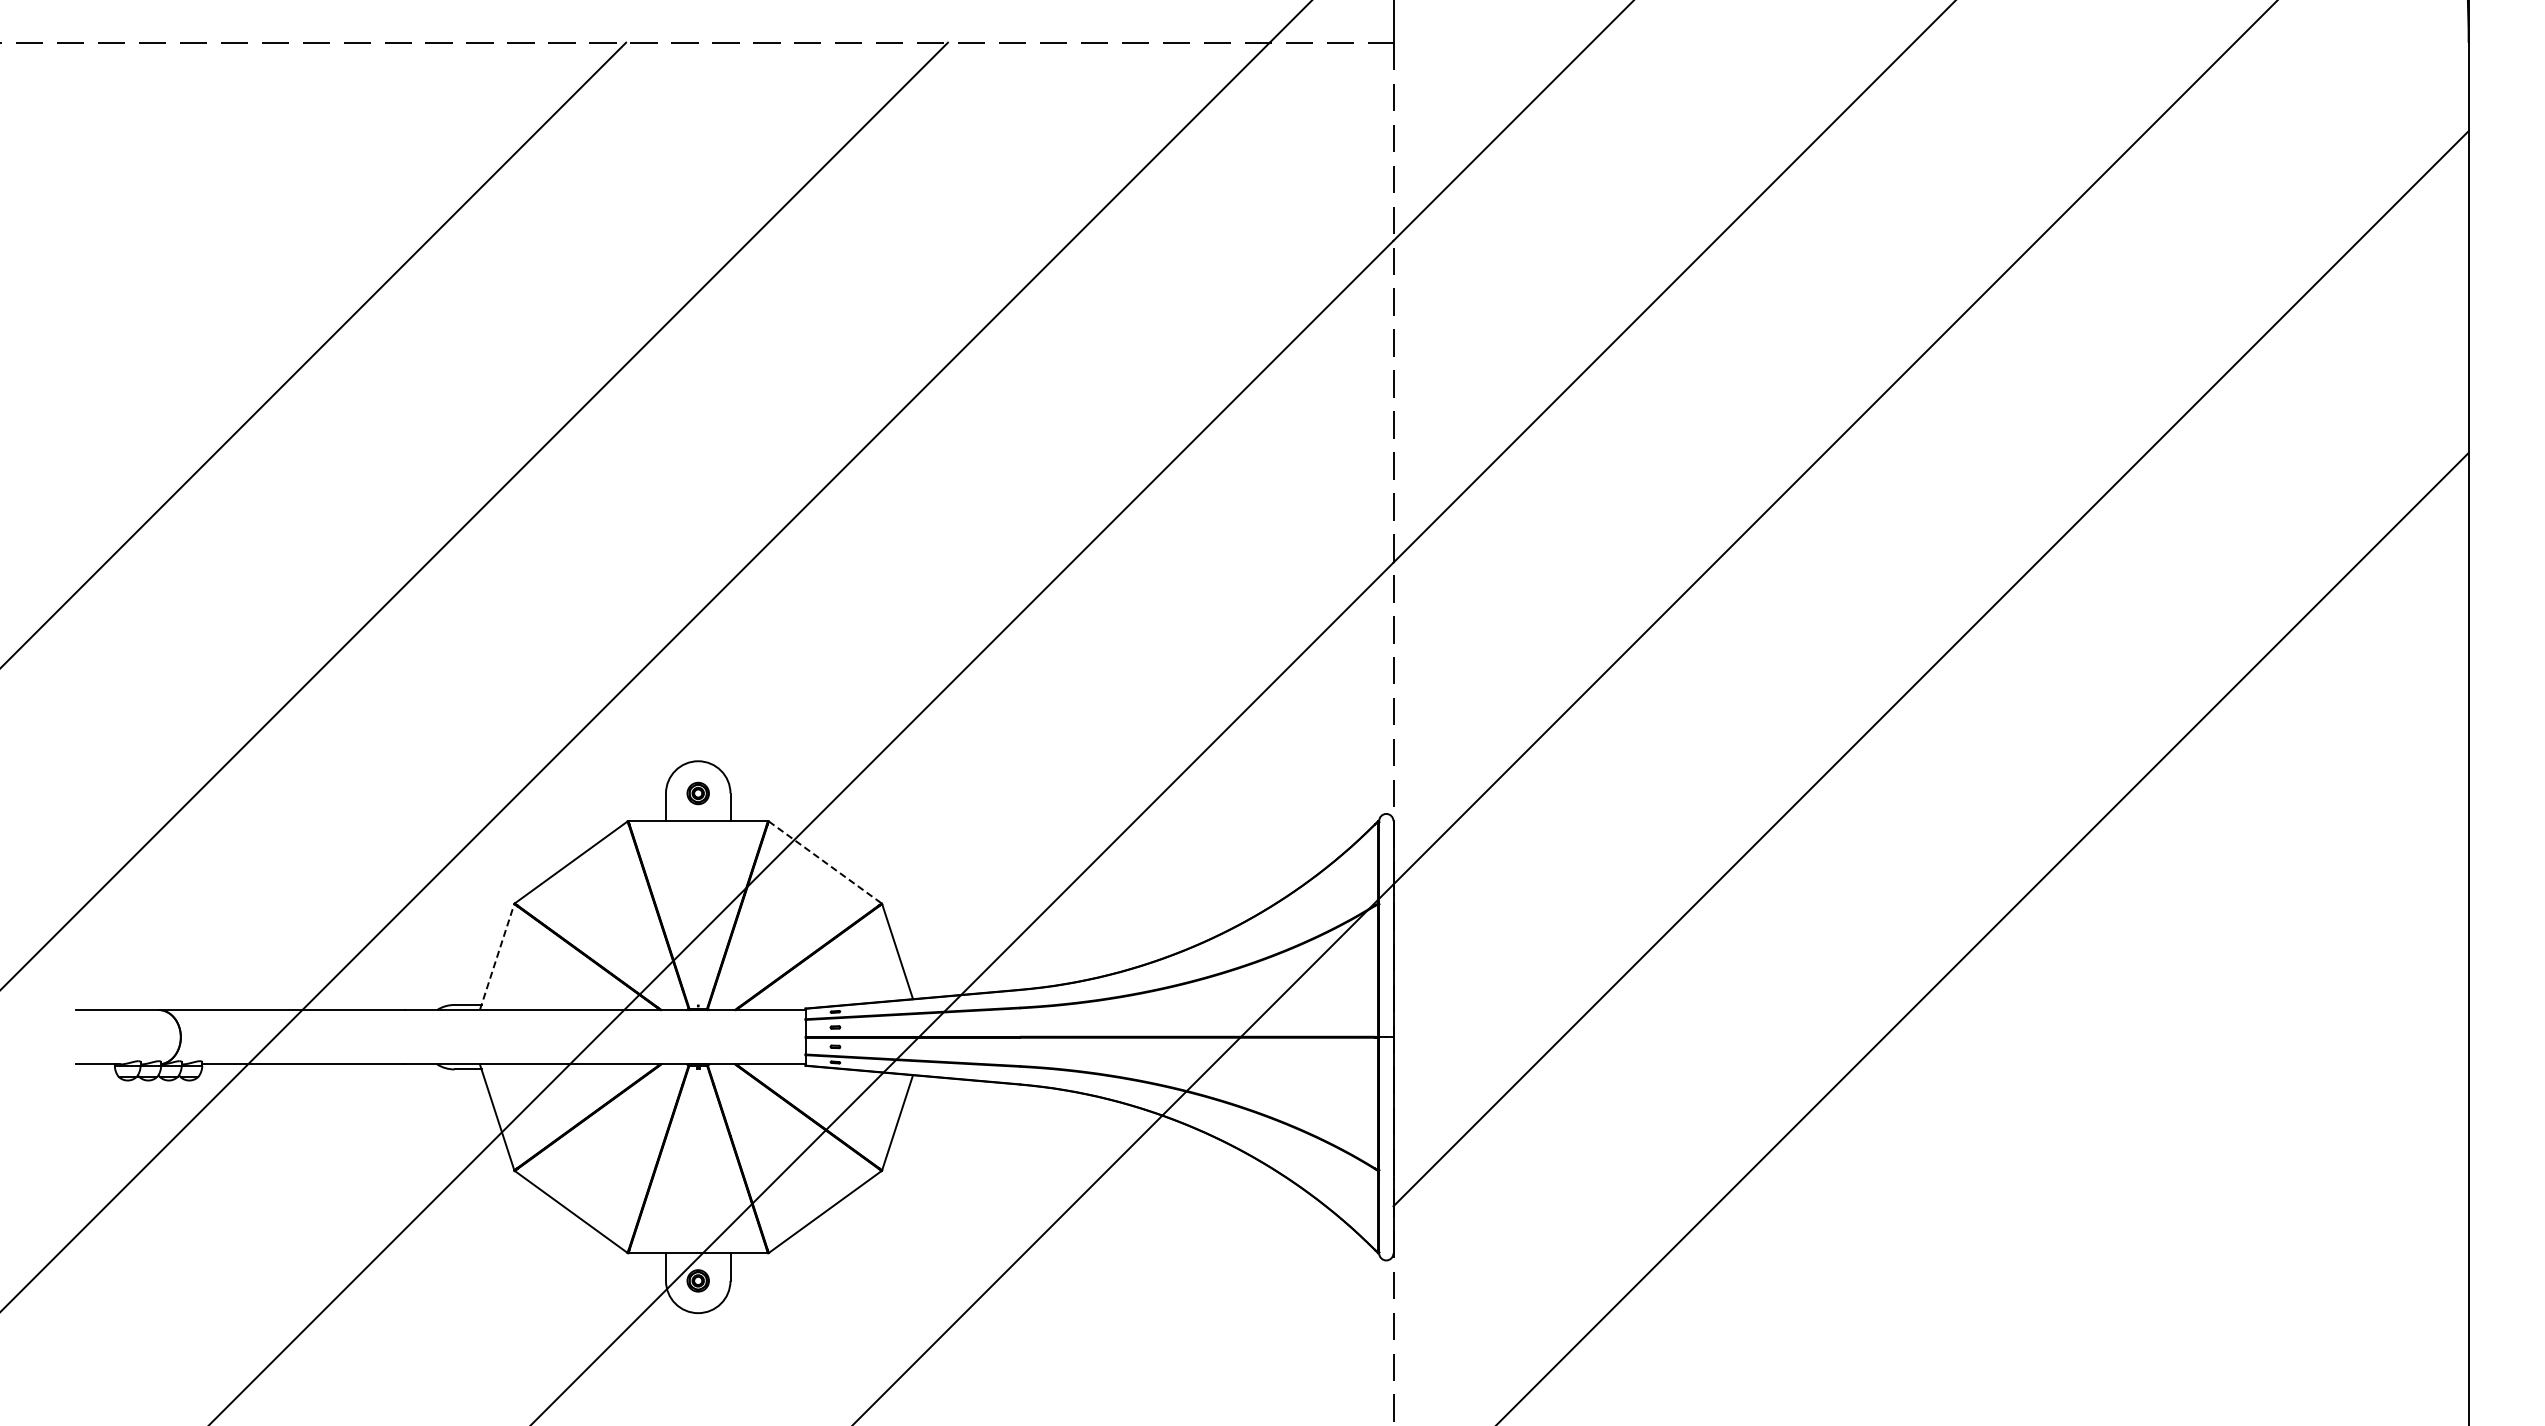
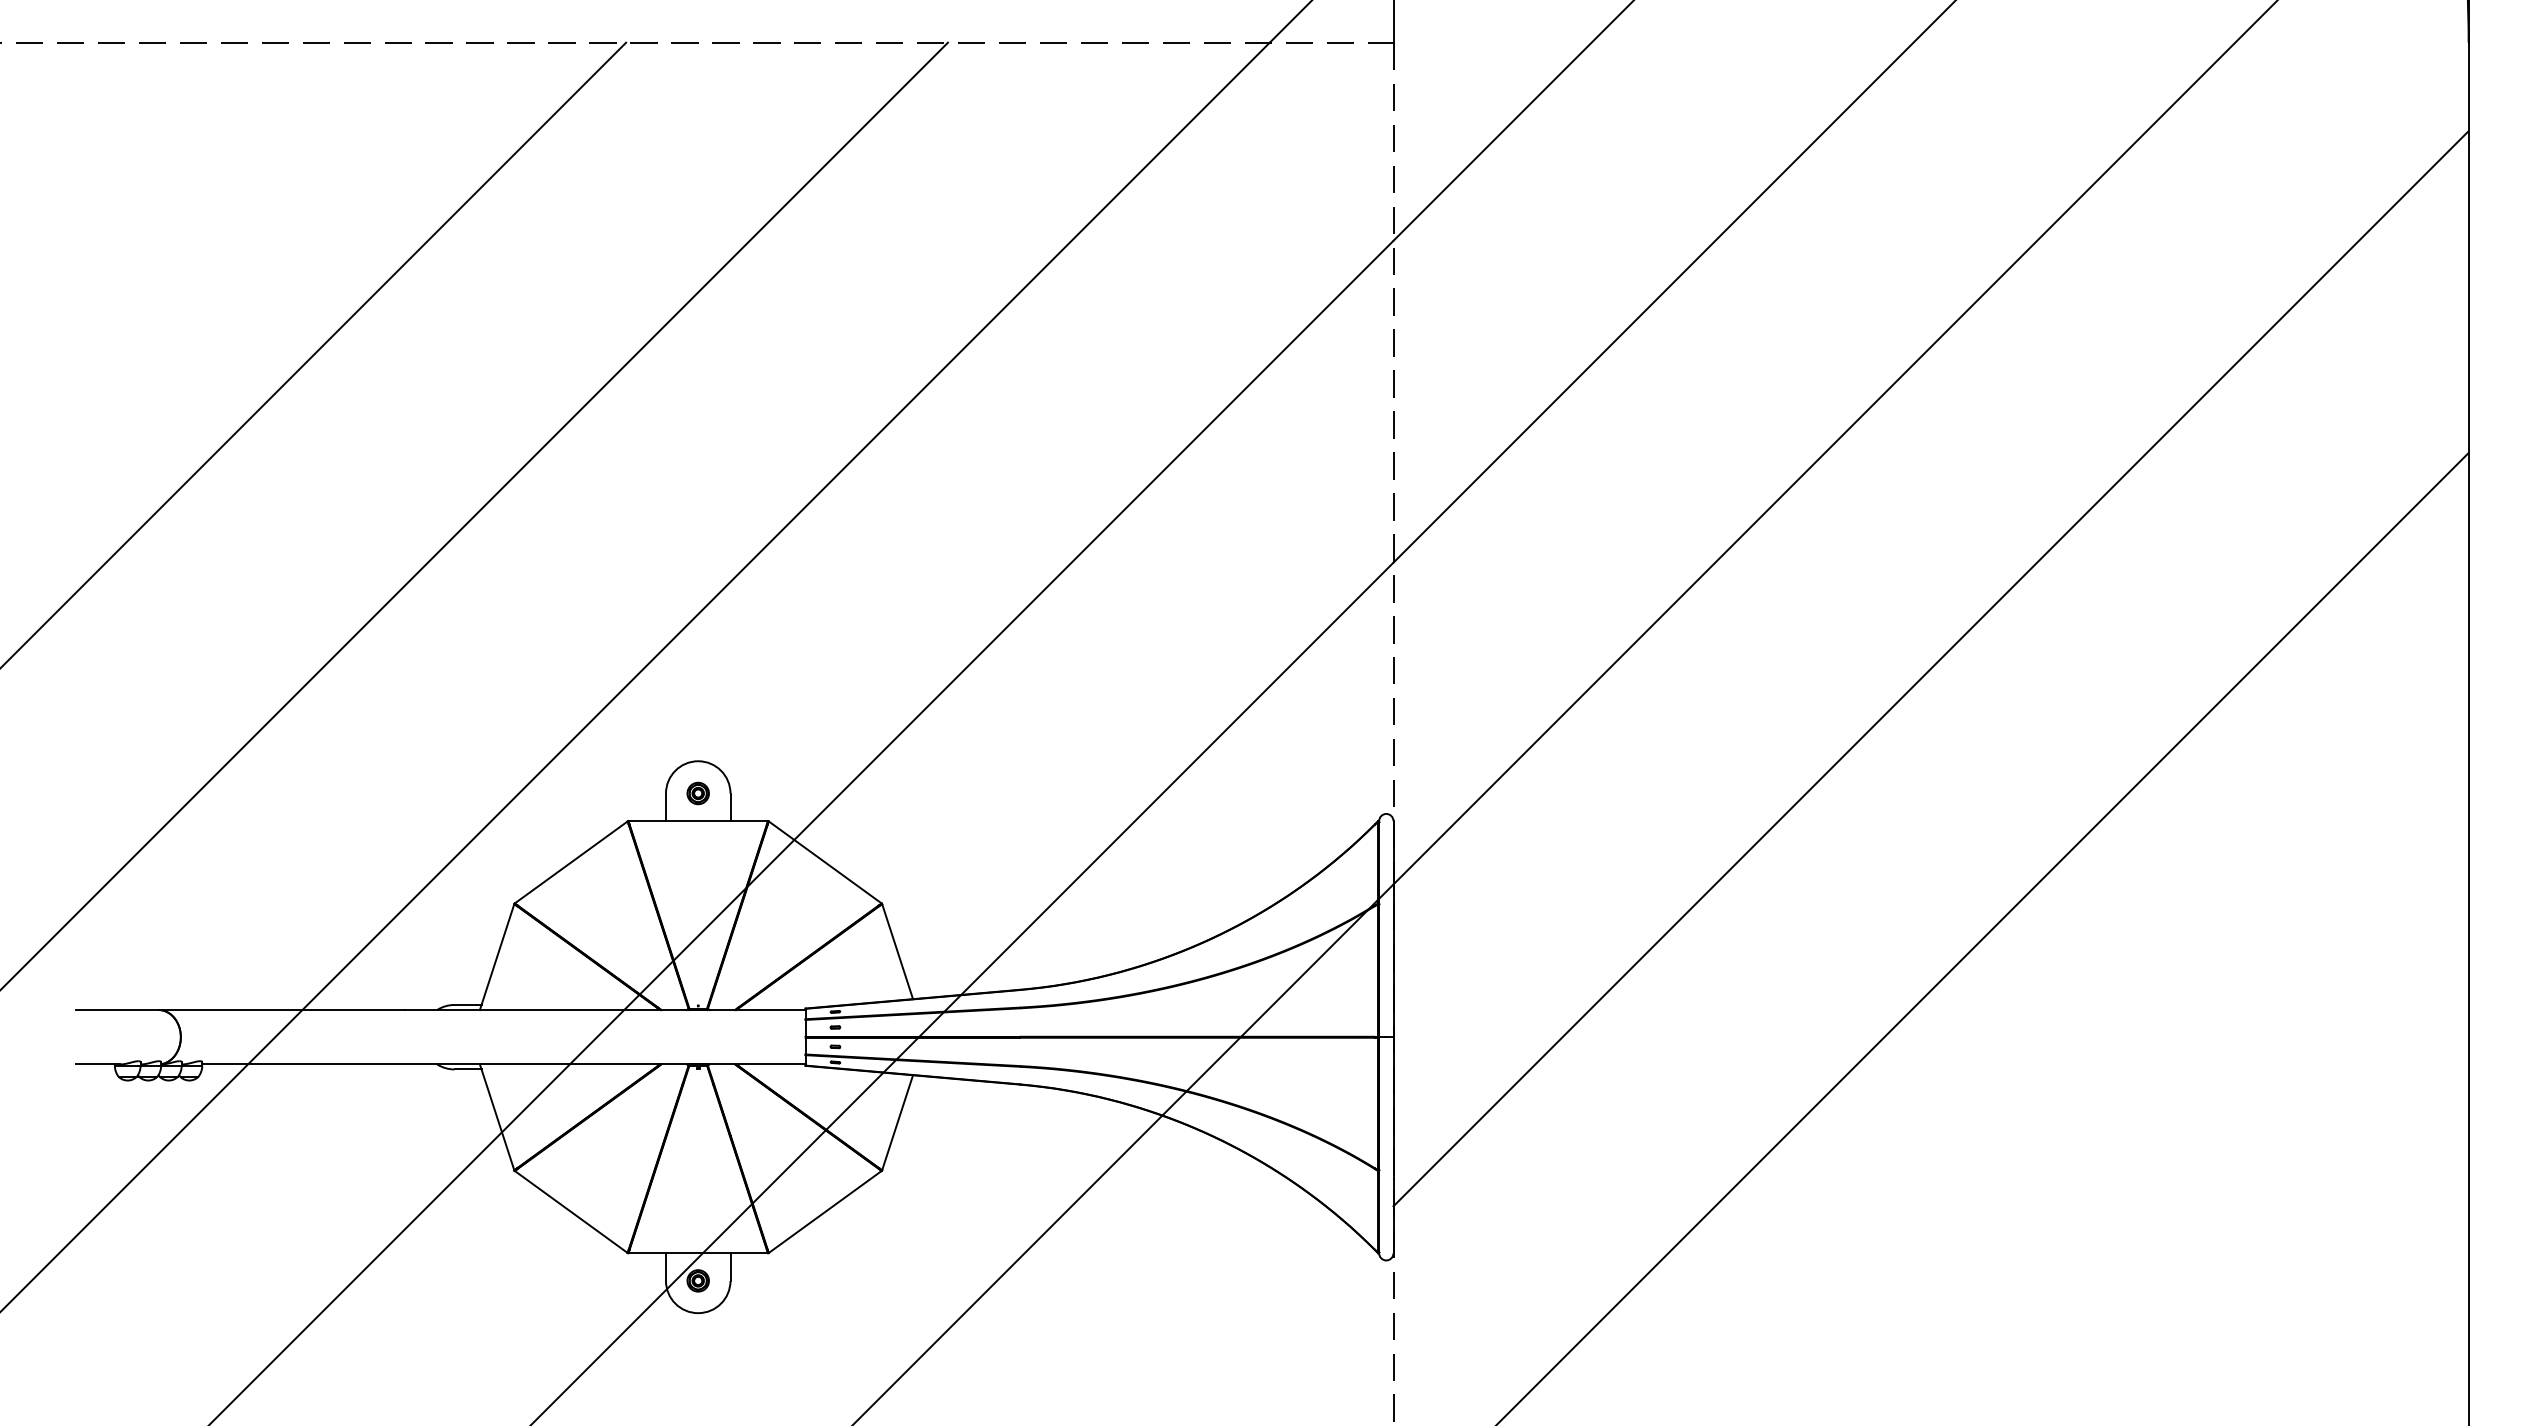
line: dashed -> solid (825, 862)
line: dashed -> solid (497, 957)
